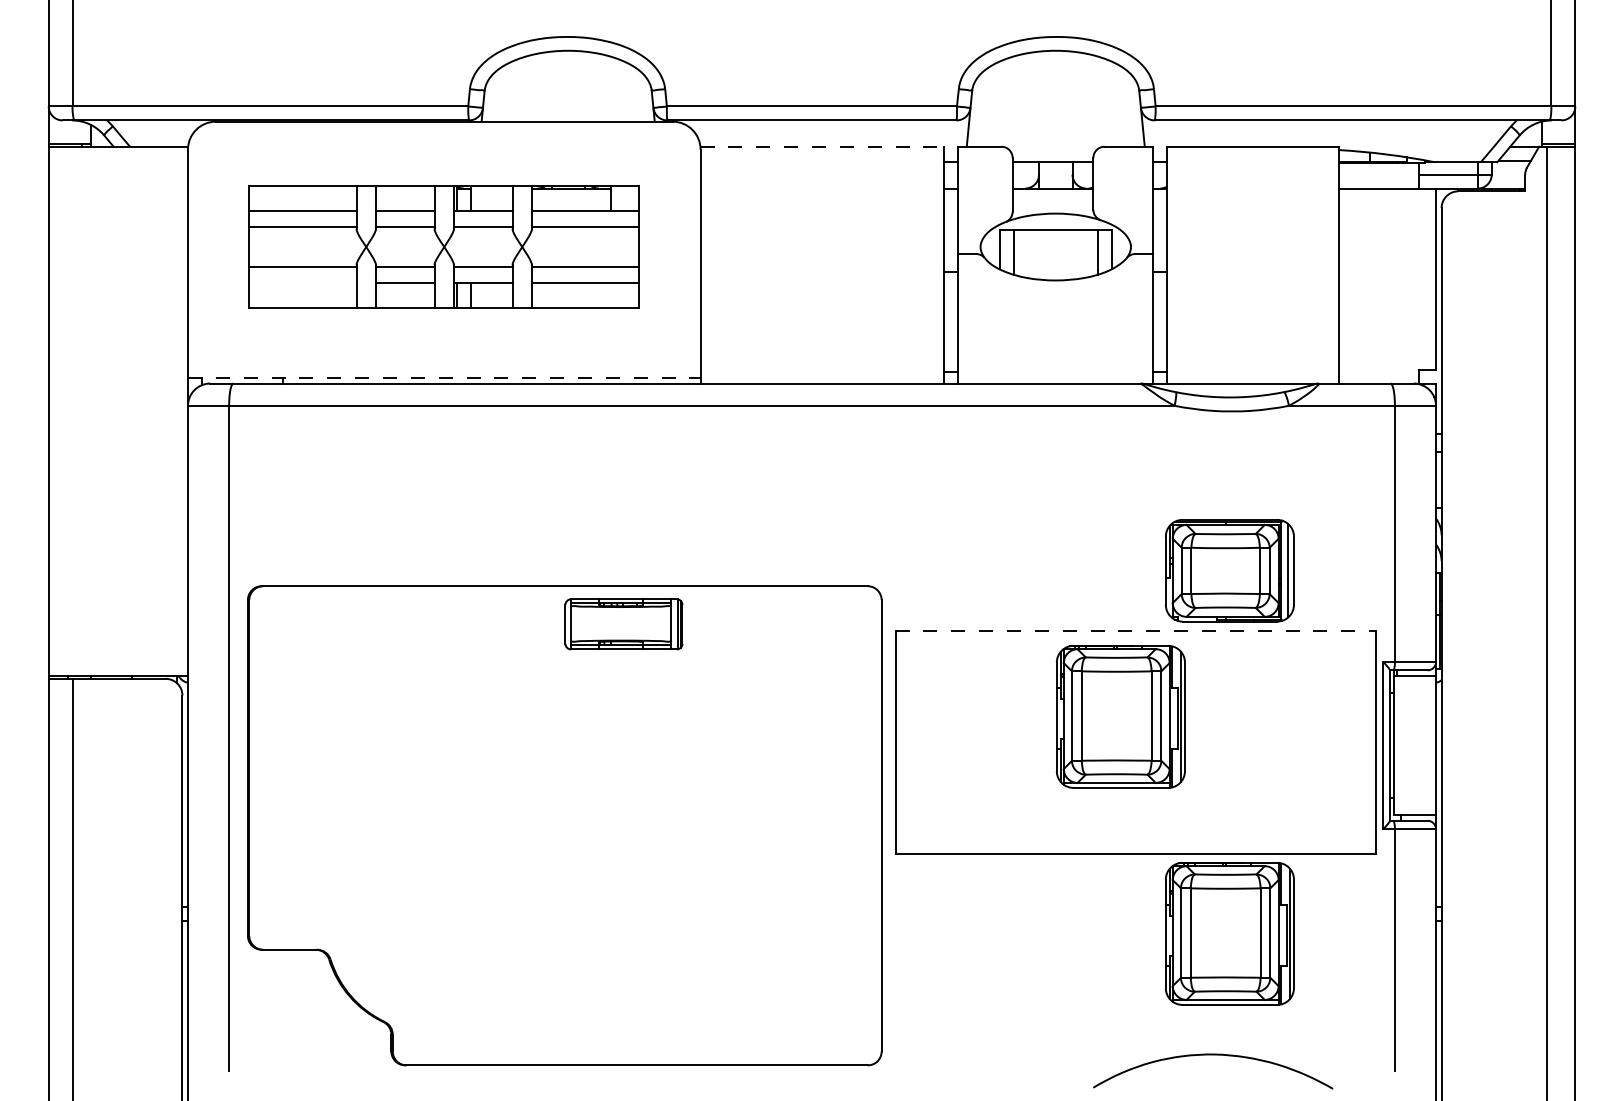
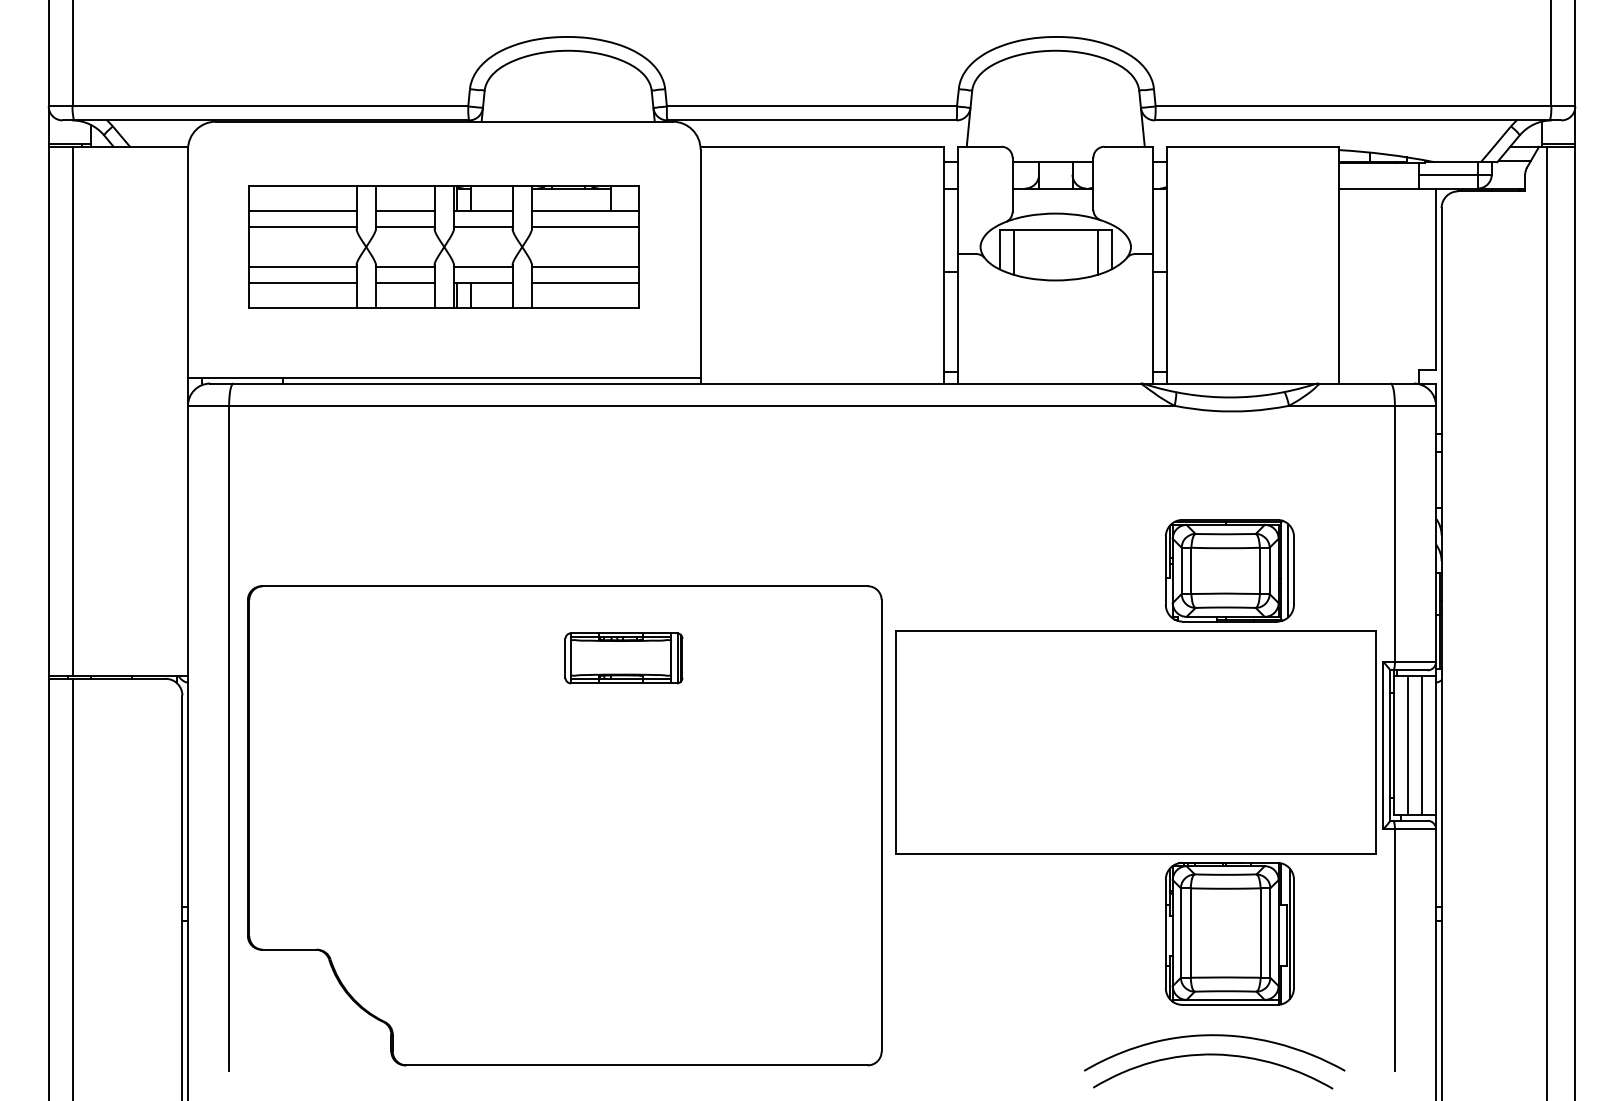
line: dashed -> solid (822, 146)
line: none -> present (302, 283)
line: dashed -> solid (444, 377)
line: none -> present (72, 411)
part position: (623, 624) -> (623, 658) (623, 658)
line: dashed -> solid (1136, 630)
part: present -> none (1120, 716)
line: none -> present (1408, 745)
line: none -> present (1422, 745)
curve: none -> present (1214, 1036)
